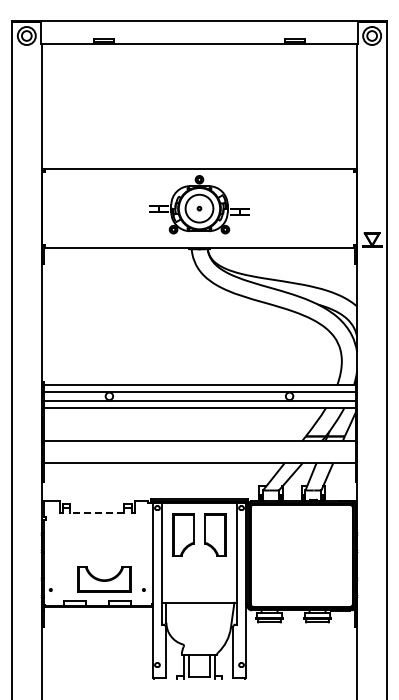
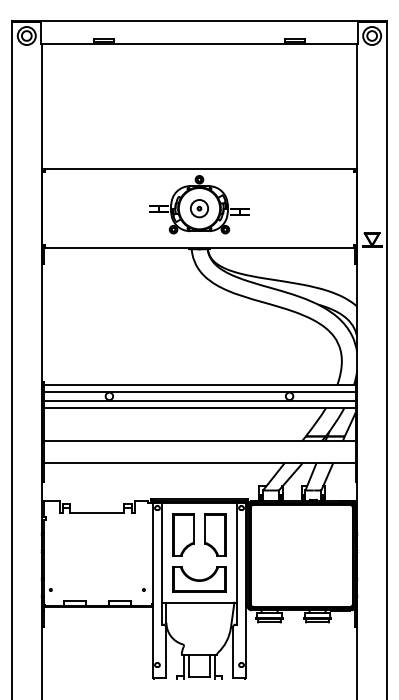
circle diameter: 28 px -> 17 px (199, 208)
line: dashed -> solid (96, 513)
part position: (104, 579) -> (199, 579) (199, 579)
